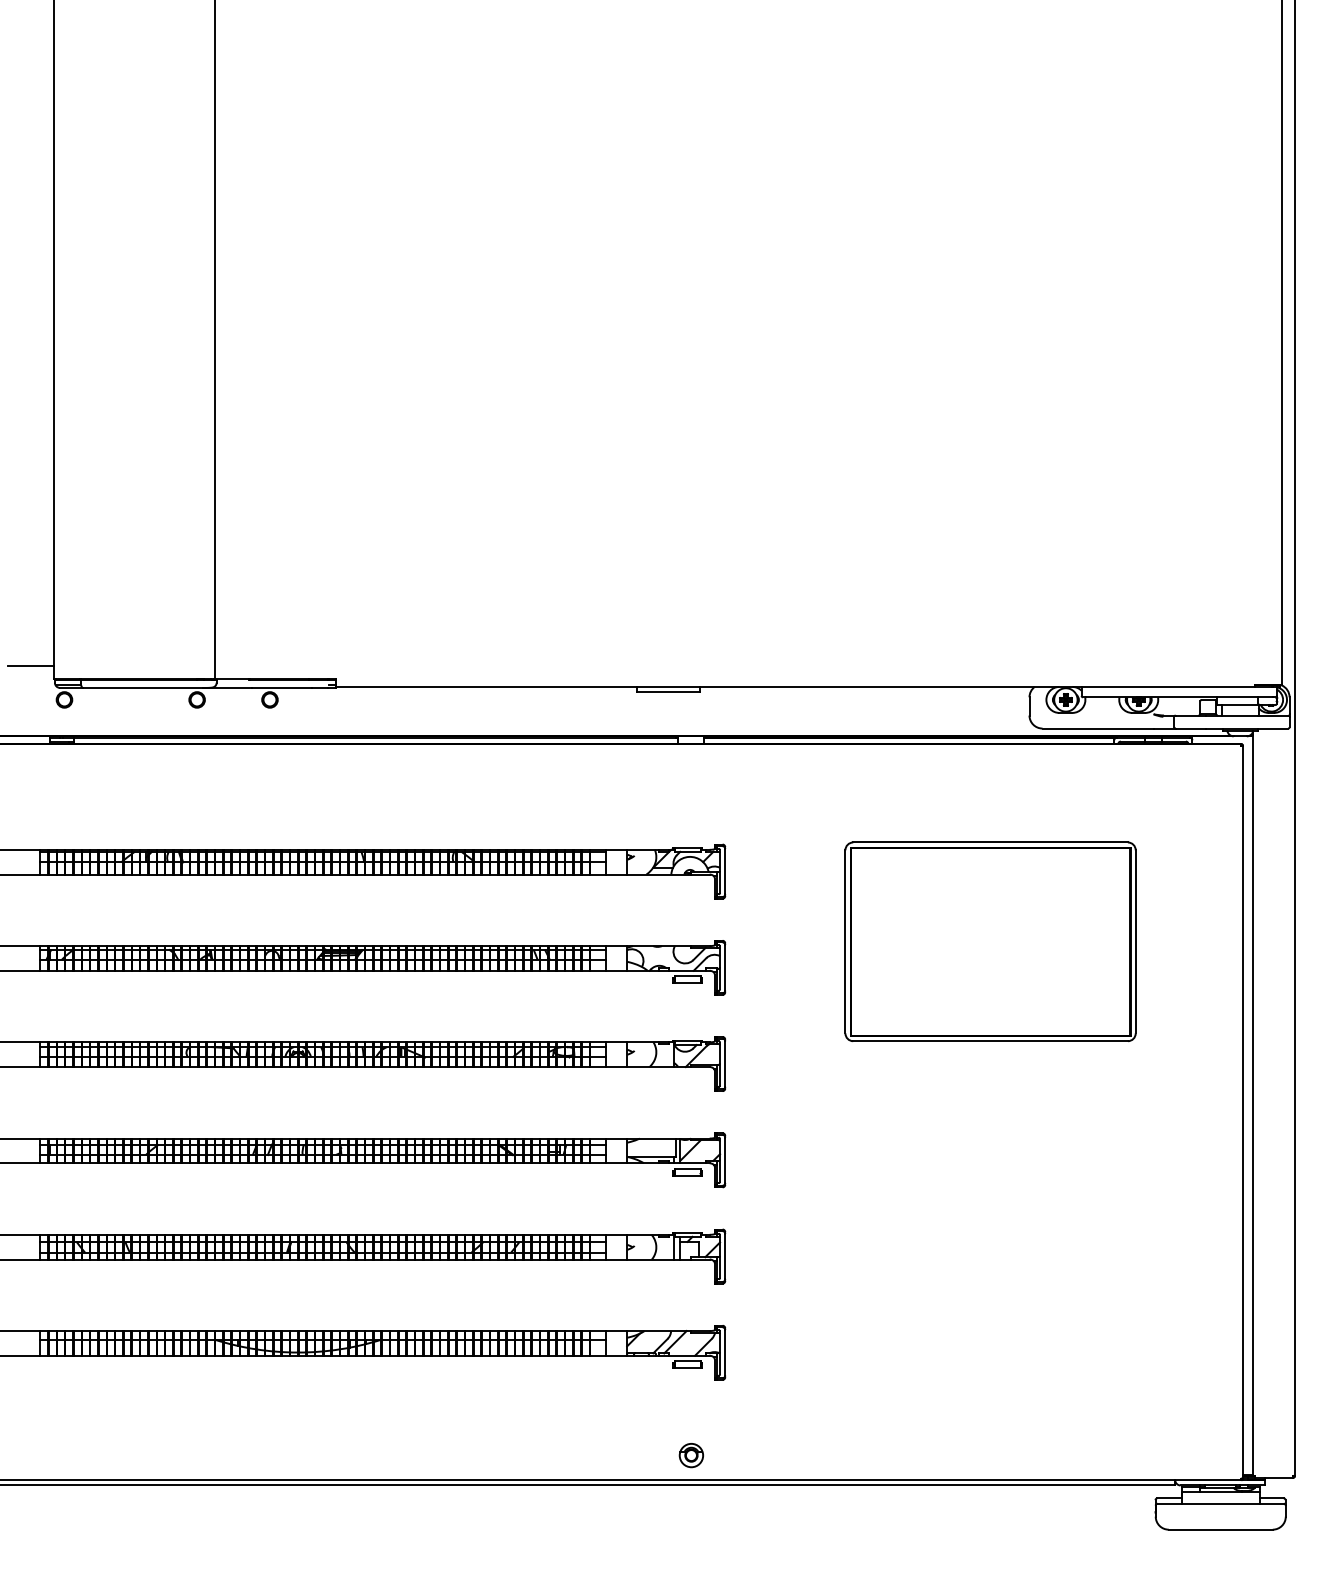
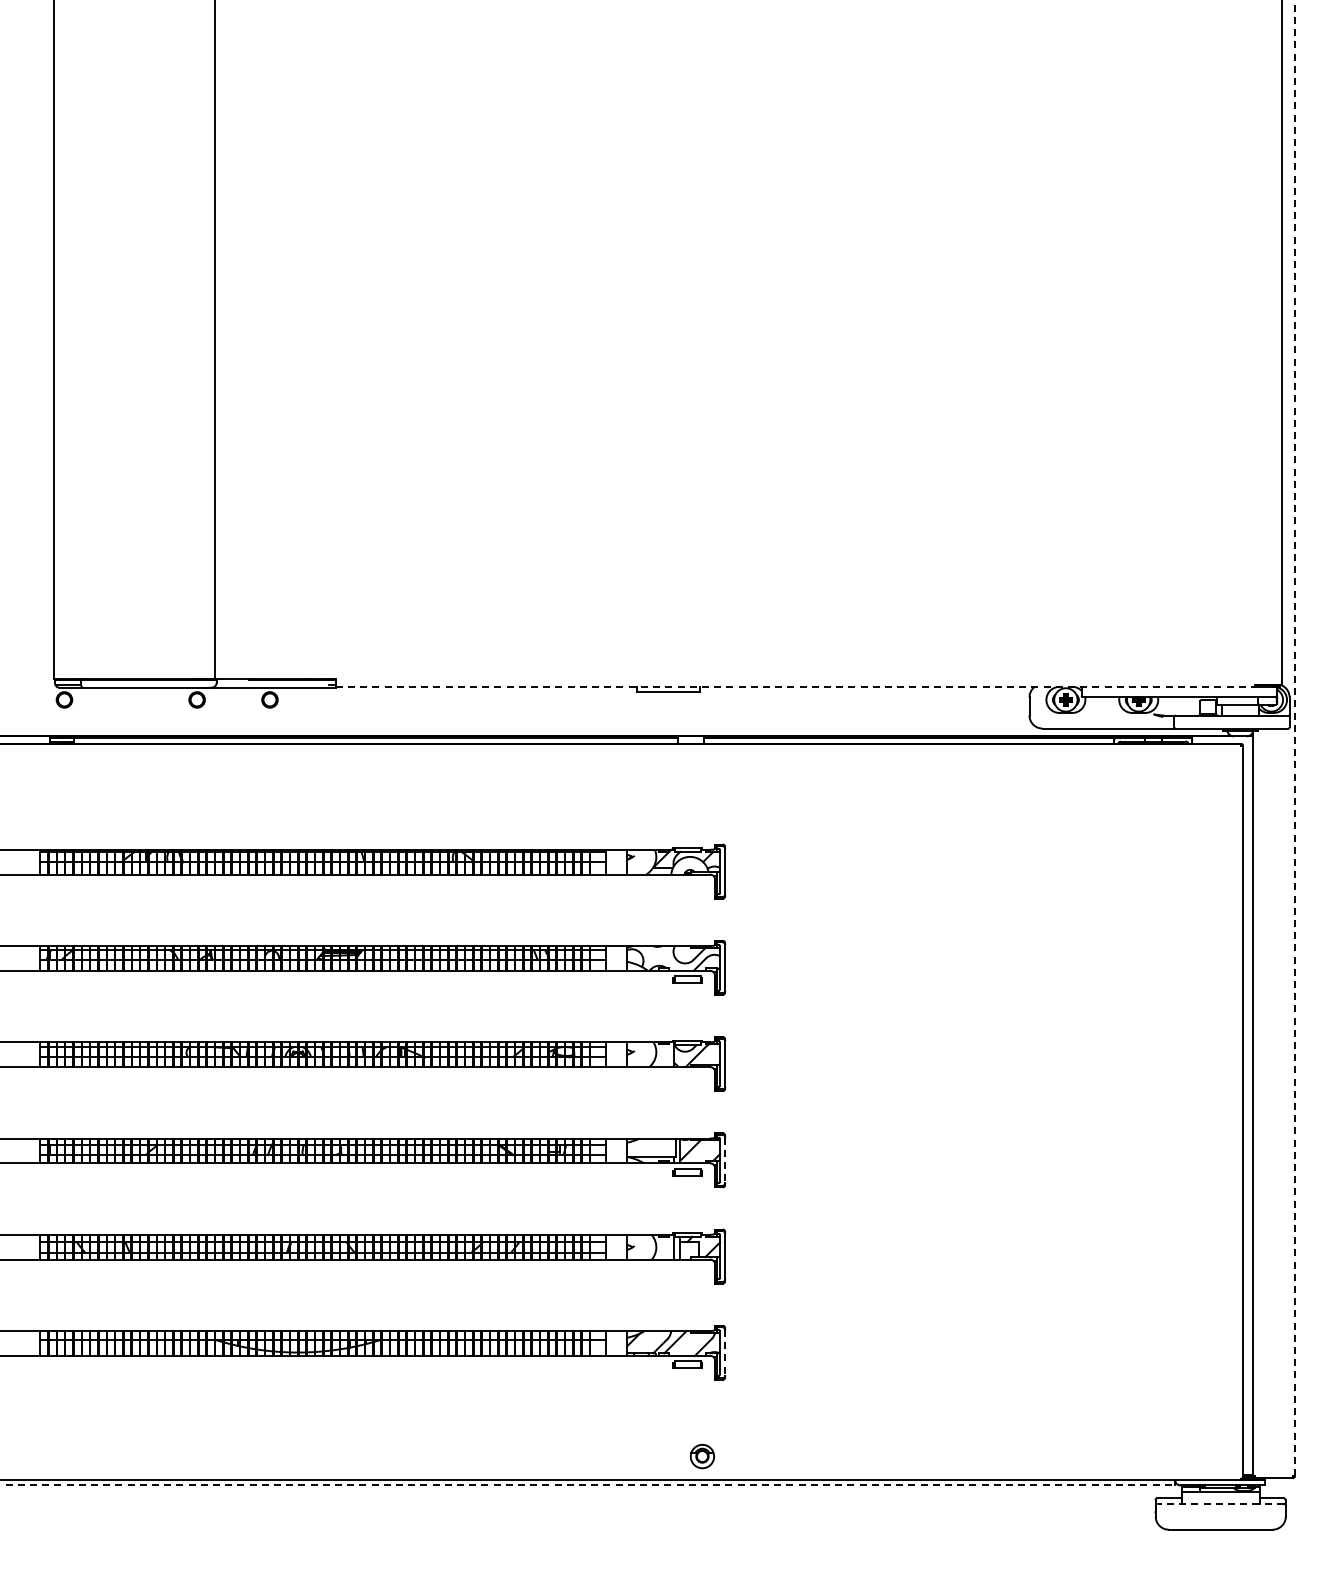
line: present -> none (31, 666)
line: solid -> dashed (795, 686)
line: solid -> dashed (1294, 738)
part: present -> none (990, 941)
line: solid -> dashed (725, 1160)
line: solid -> dashed (725, 1352)
part position: (690, 1455) -> (701, 1456) (701, 1456)
line: solid -> dashed (588, 1485)
line: solid -> dashed (1220, 1503)
